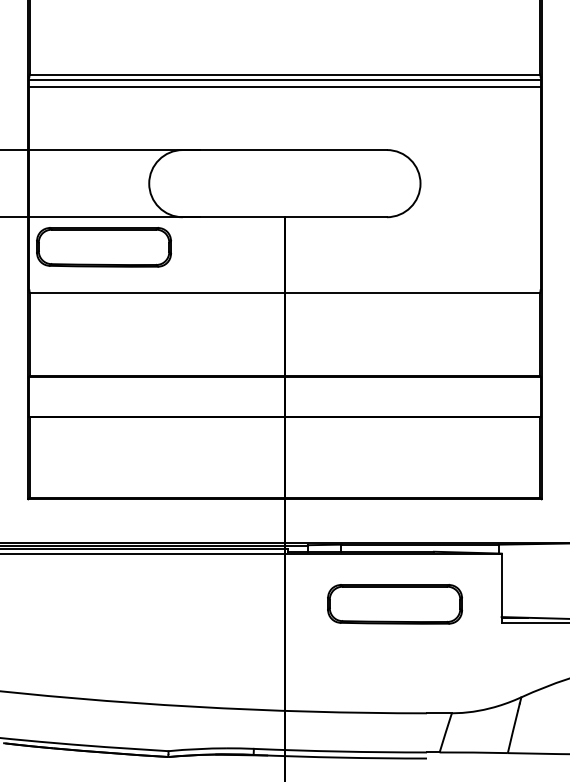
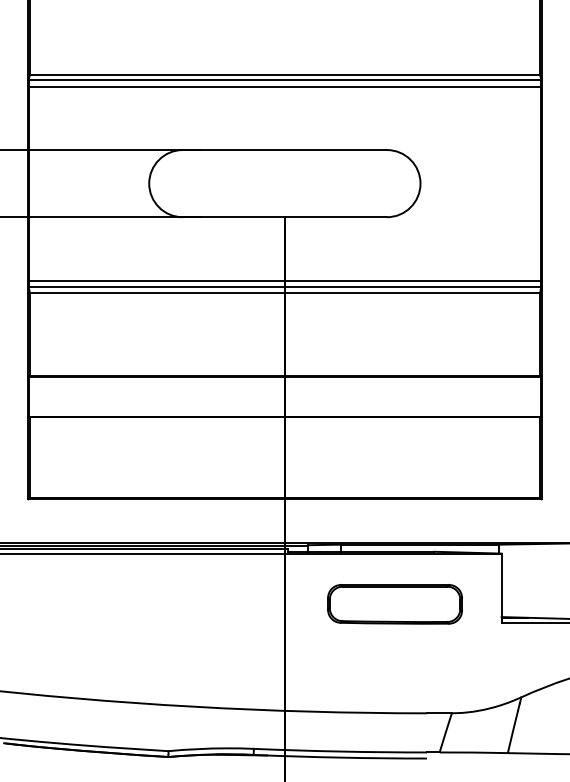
part: present -> none (103, 247)
line: none -> present (284, 280)
line: none -> present (284, 286)
